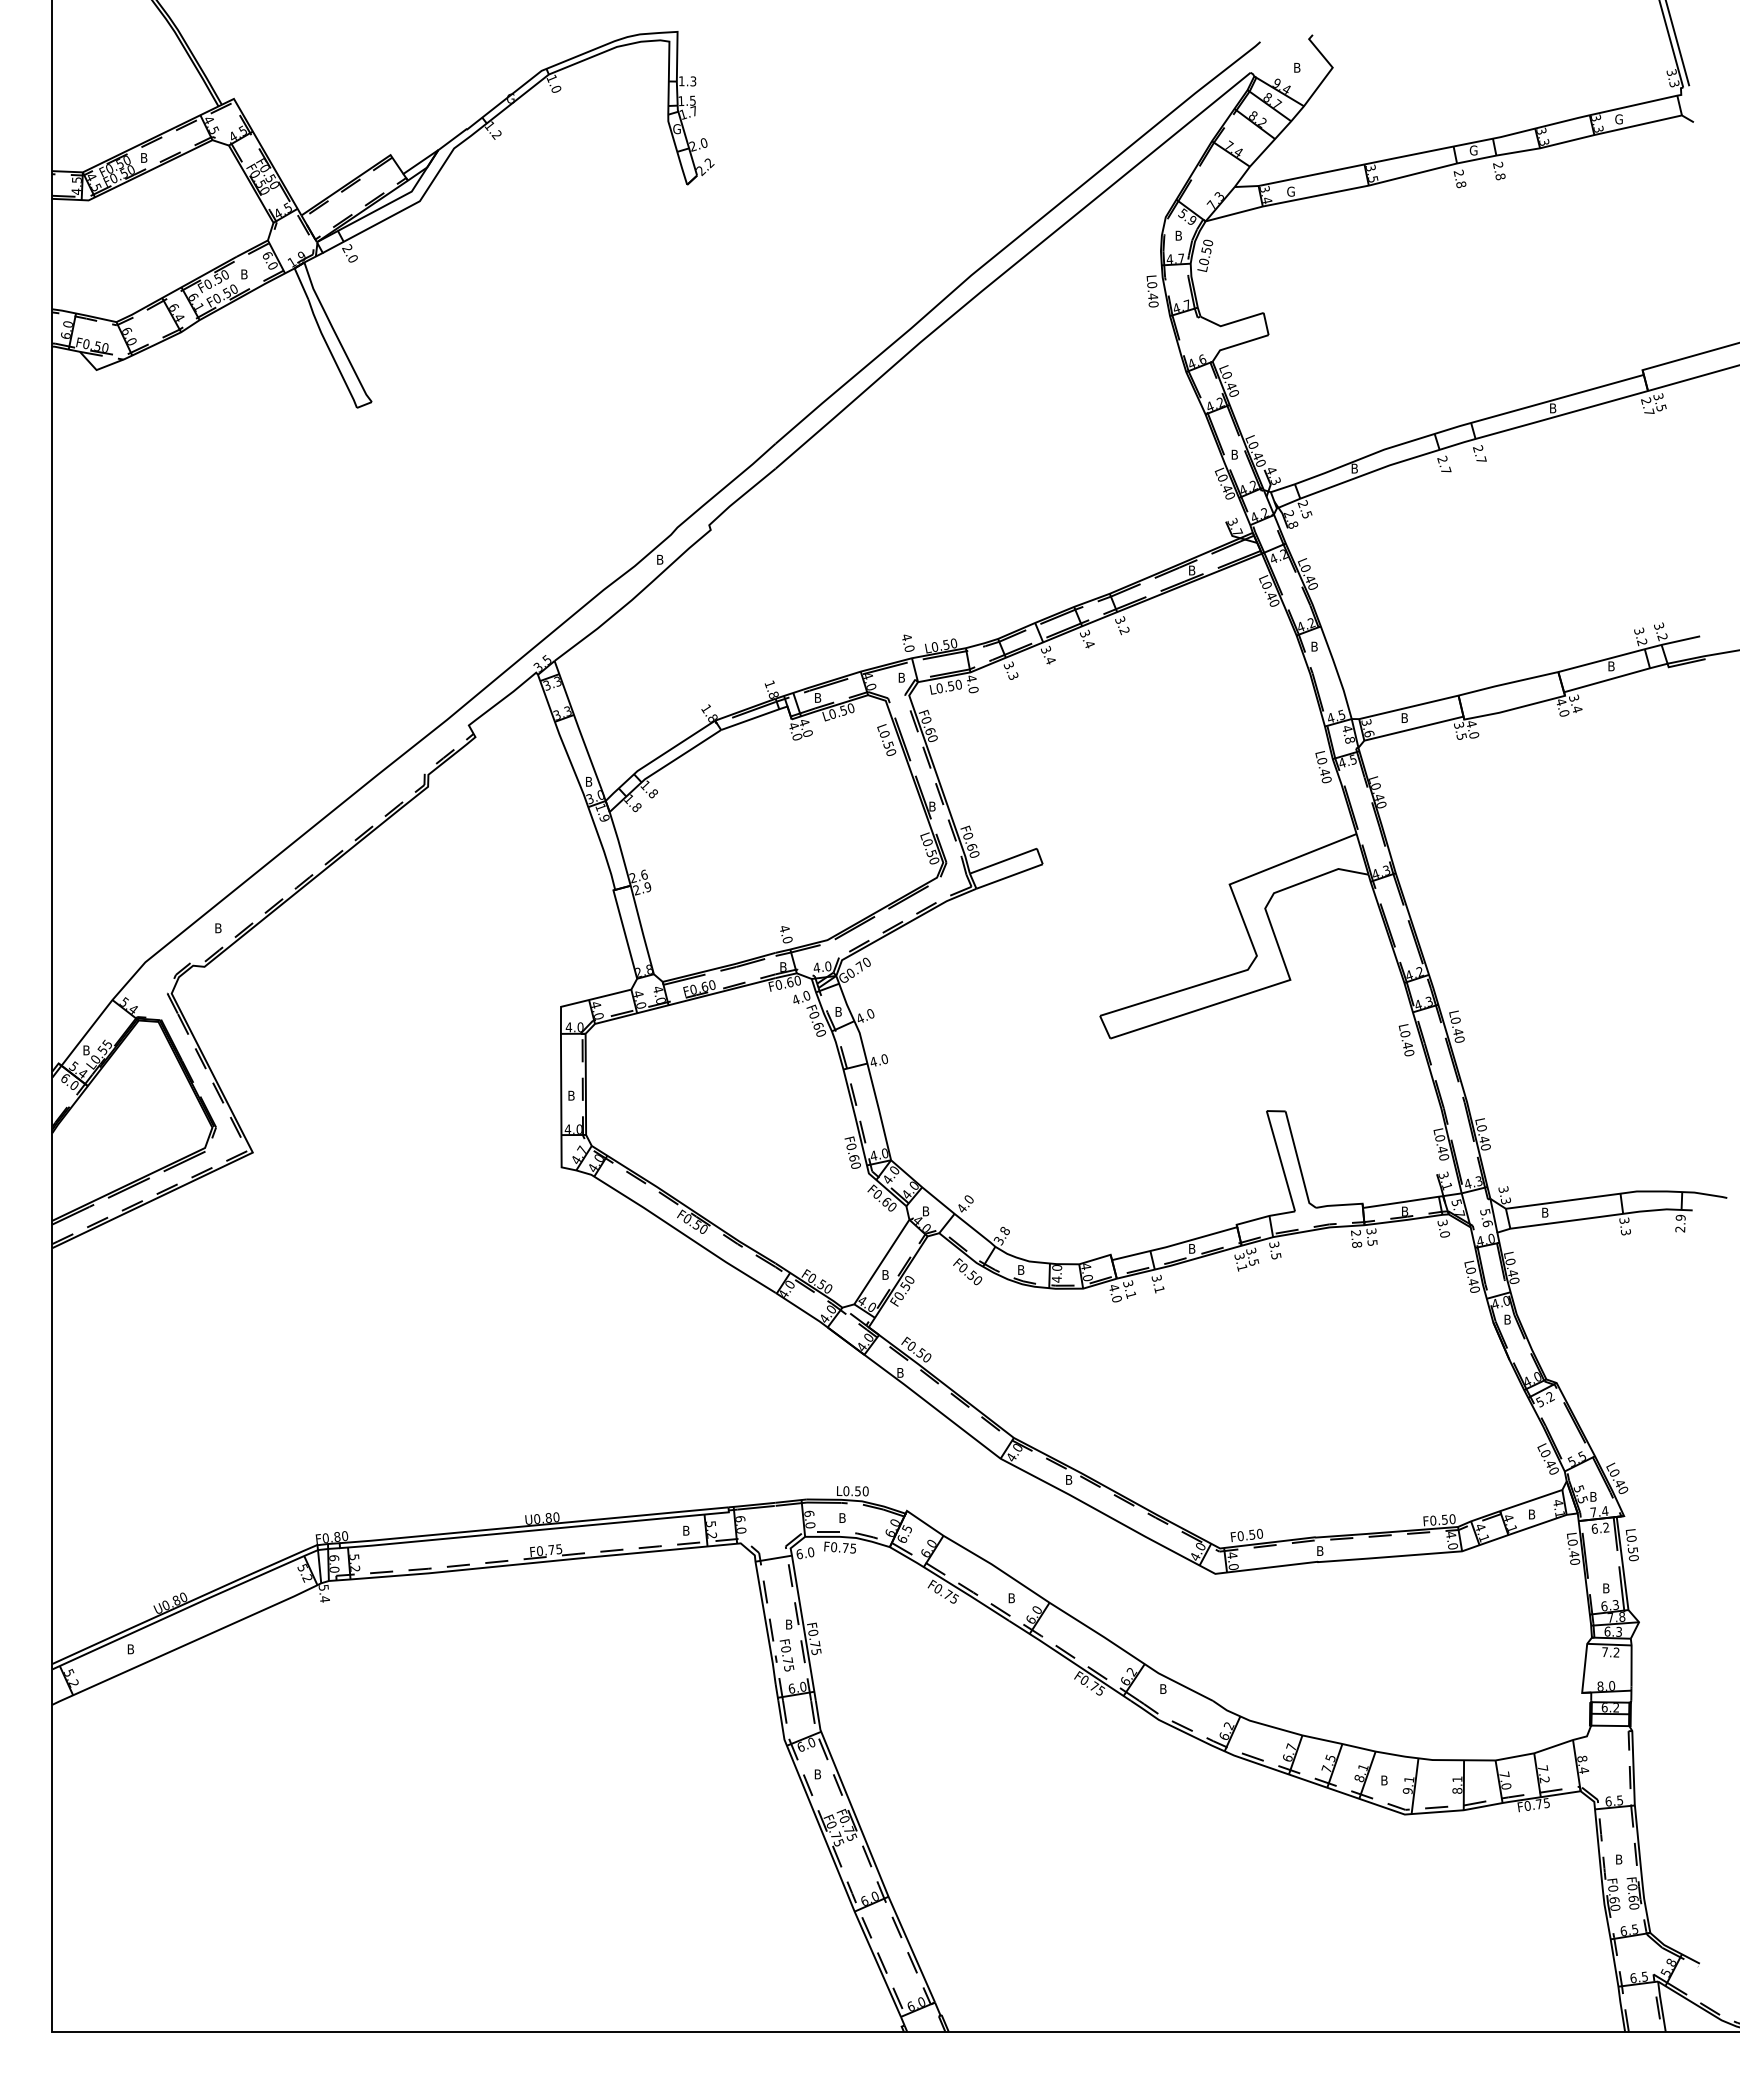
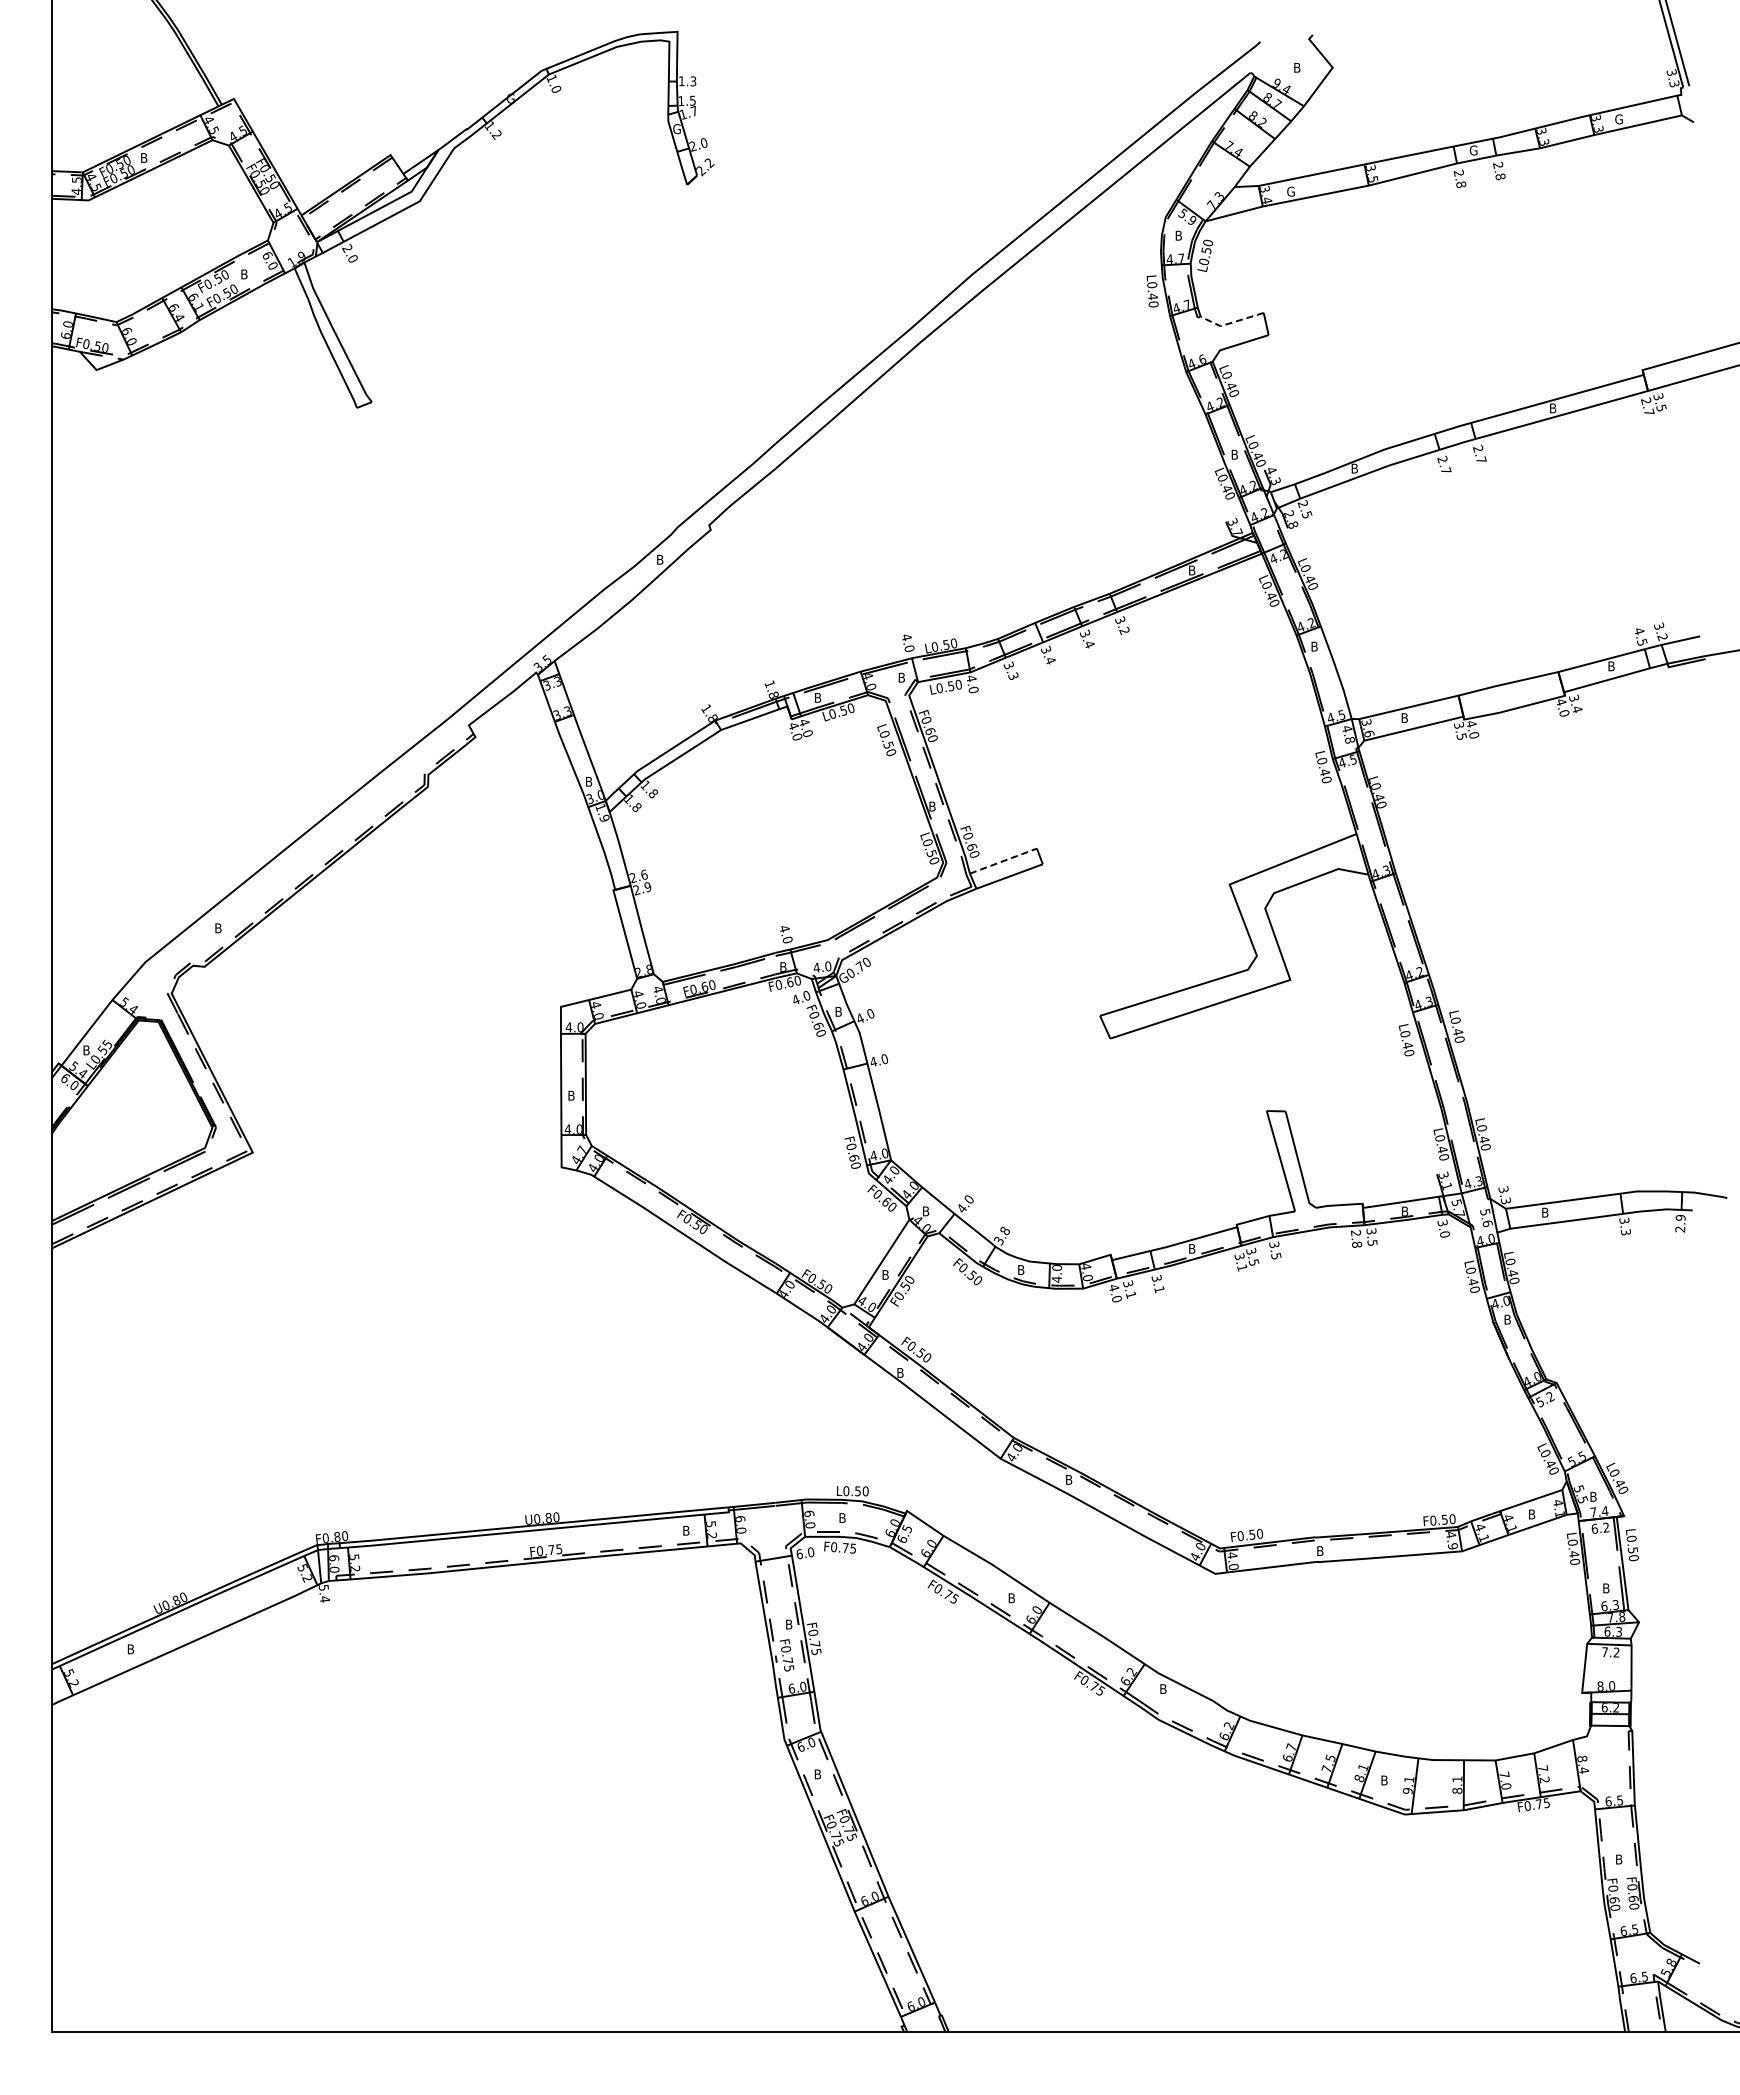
line: solid -> dashed (1230, 323)
text: 3.2 -> 4.5 (1640, 636)
line: solid -> dashed (1003, 861)
text: 4.0 -> 4.9 (1452, 1546)
